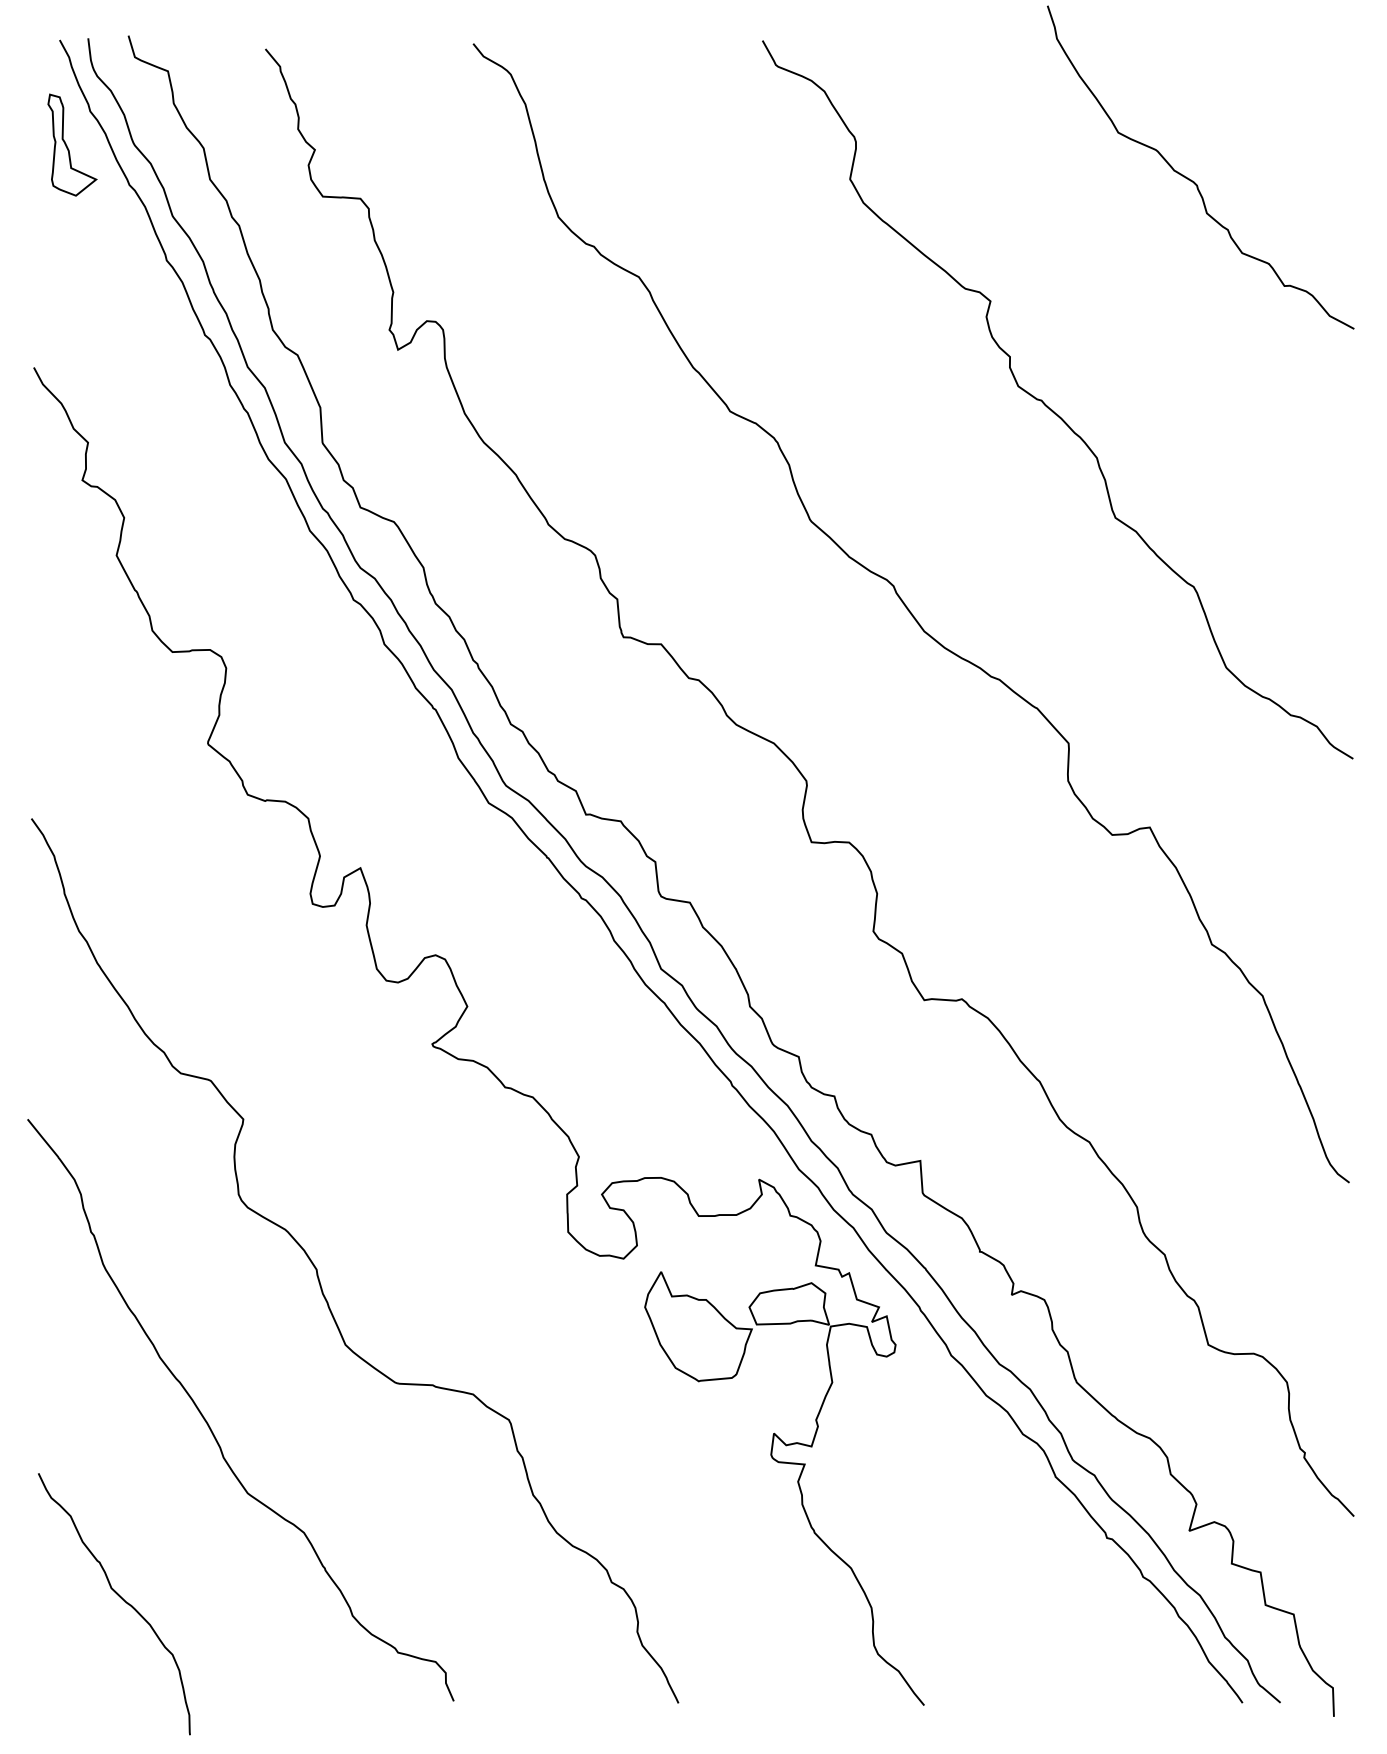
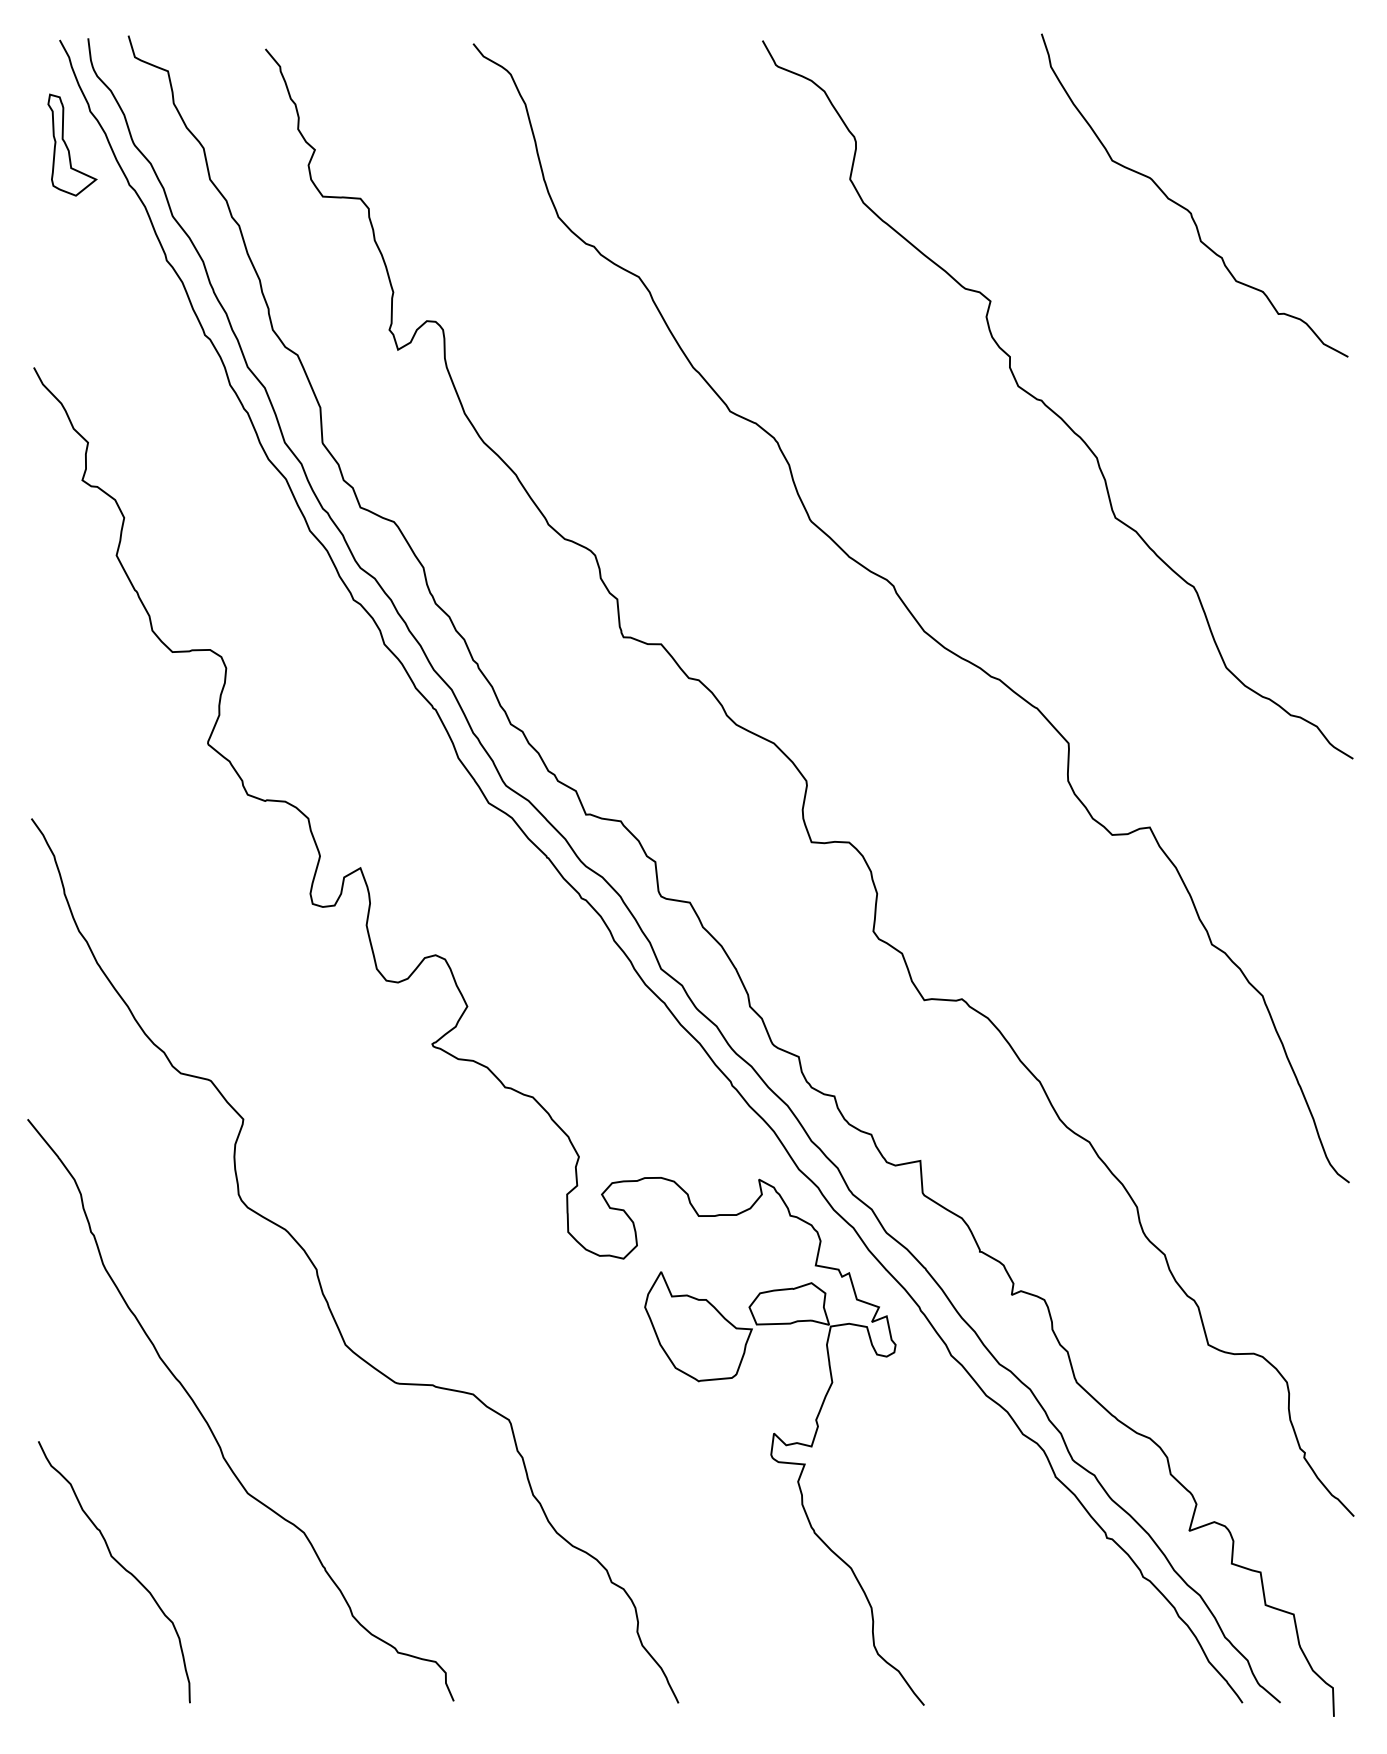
curve position: (1191, 179) -> (1185, 207) (1185, 207)
curve position: (120, 1598) -> (120, 1566) (120, 1566)
